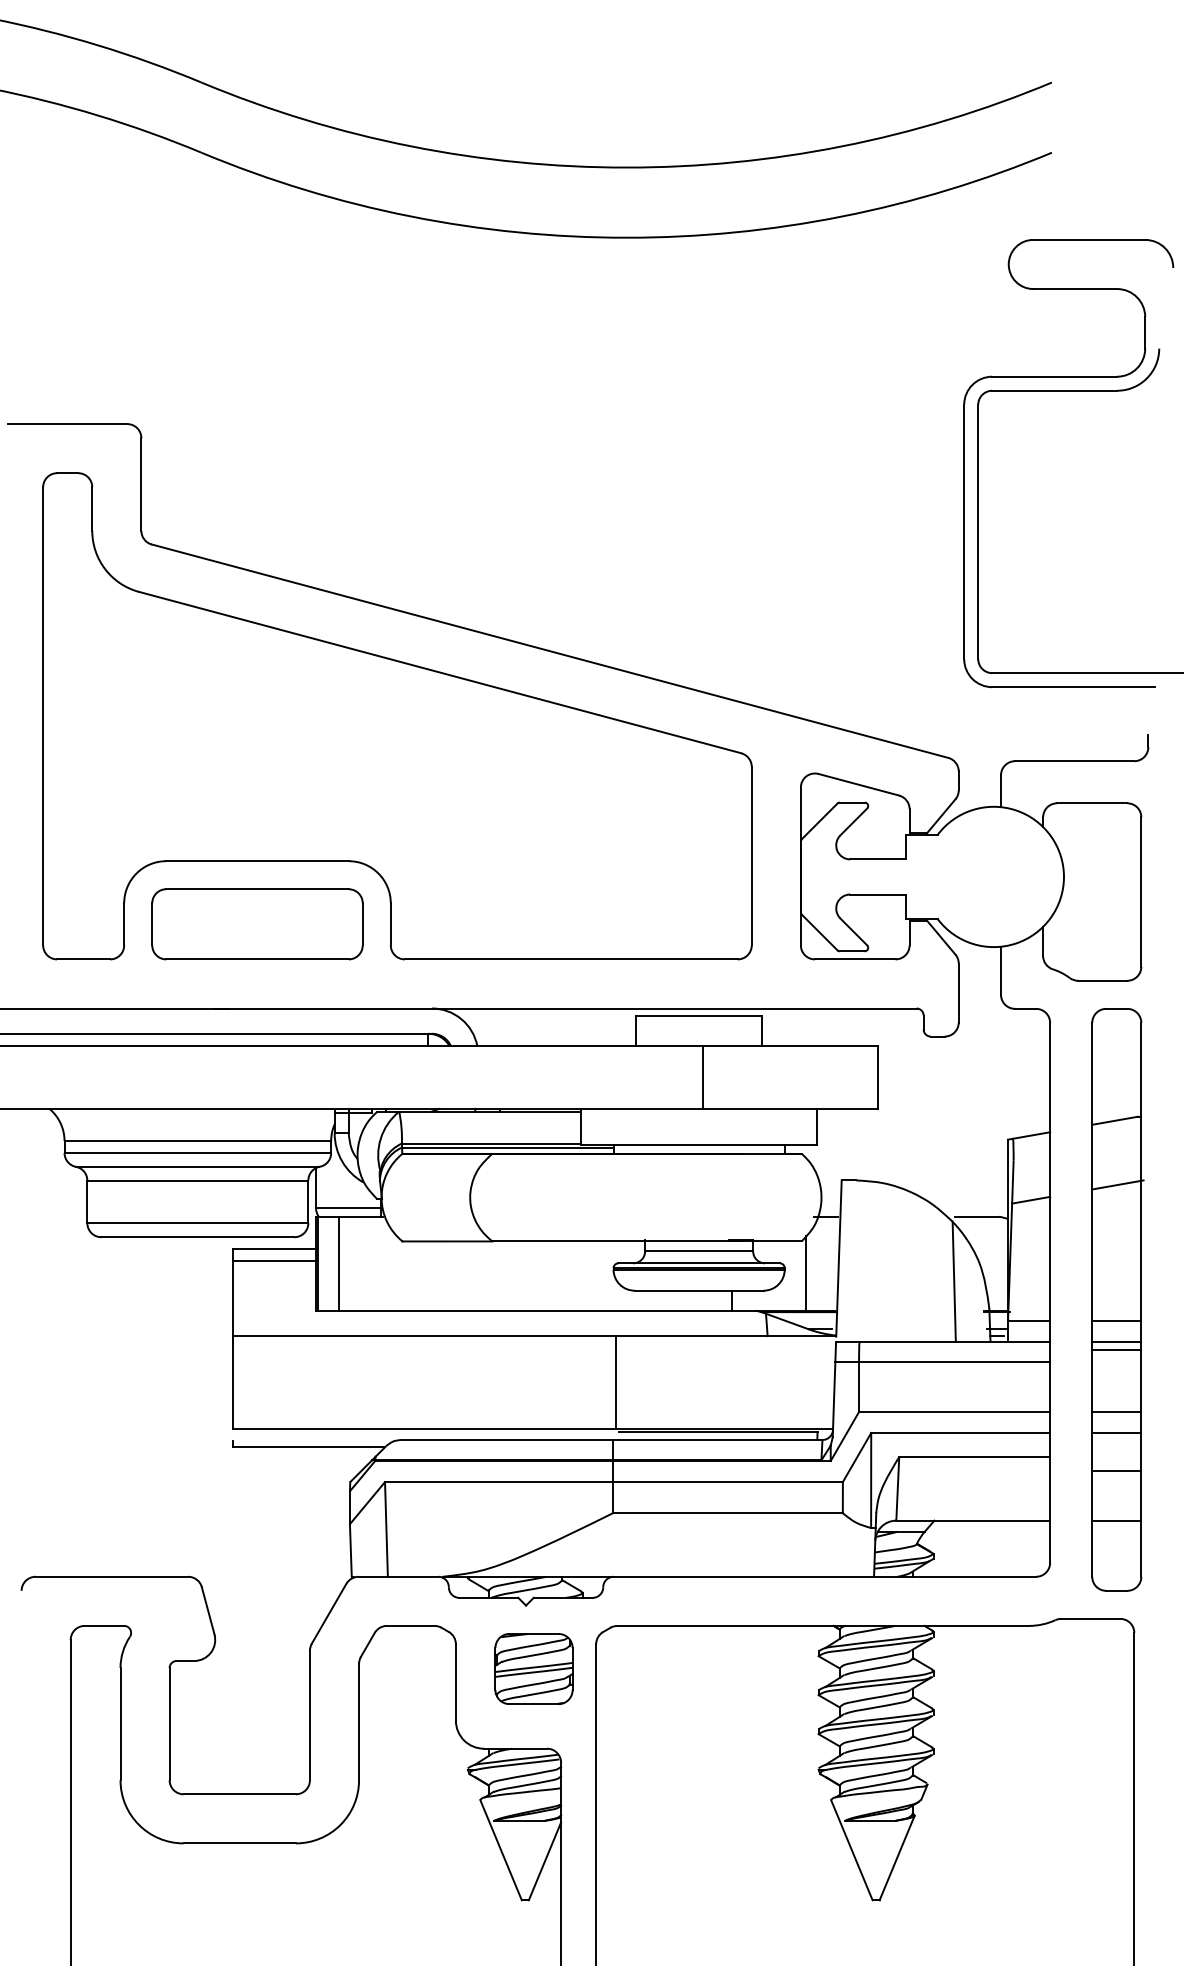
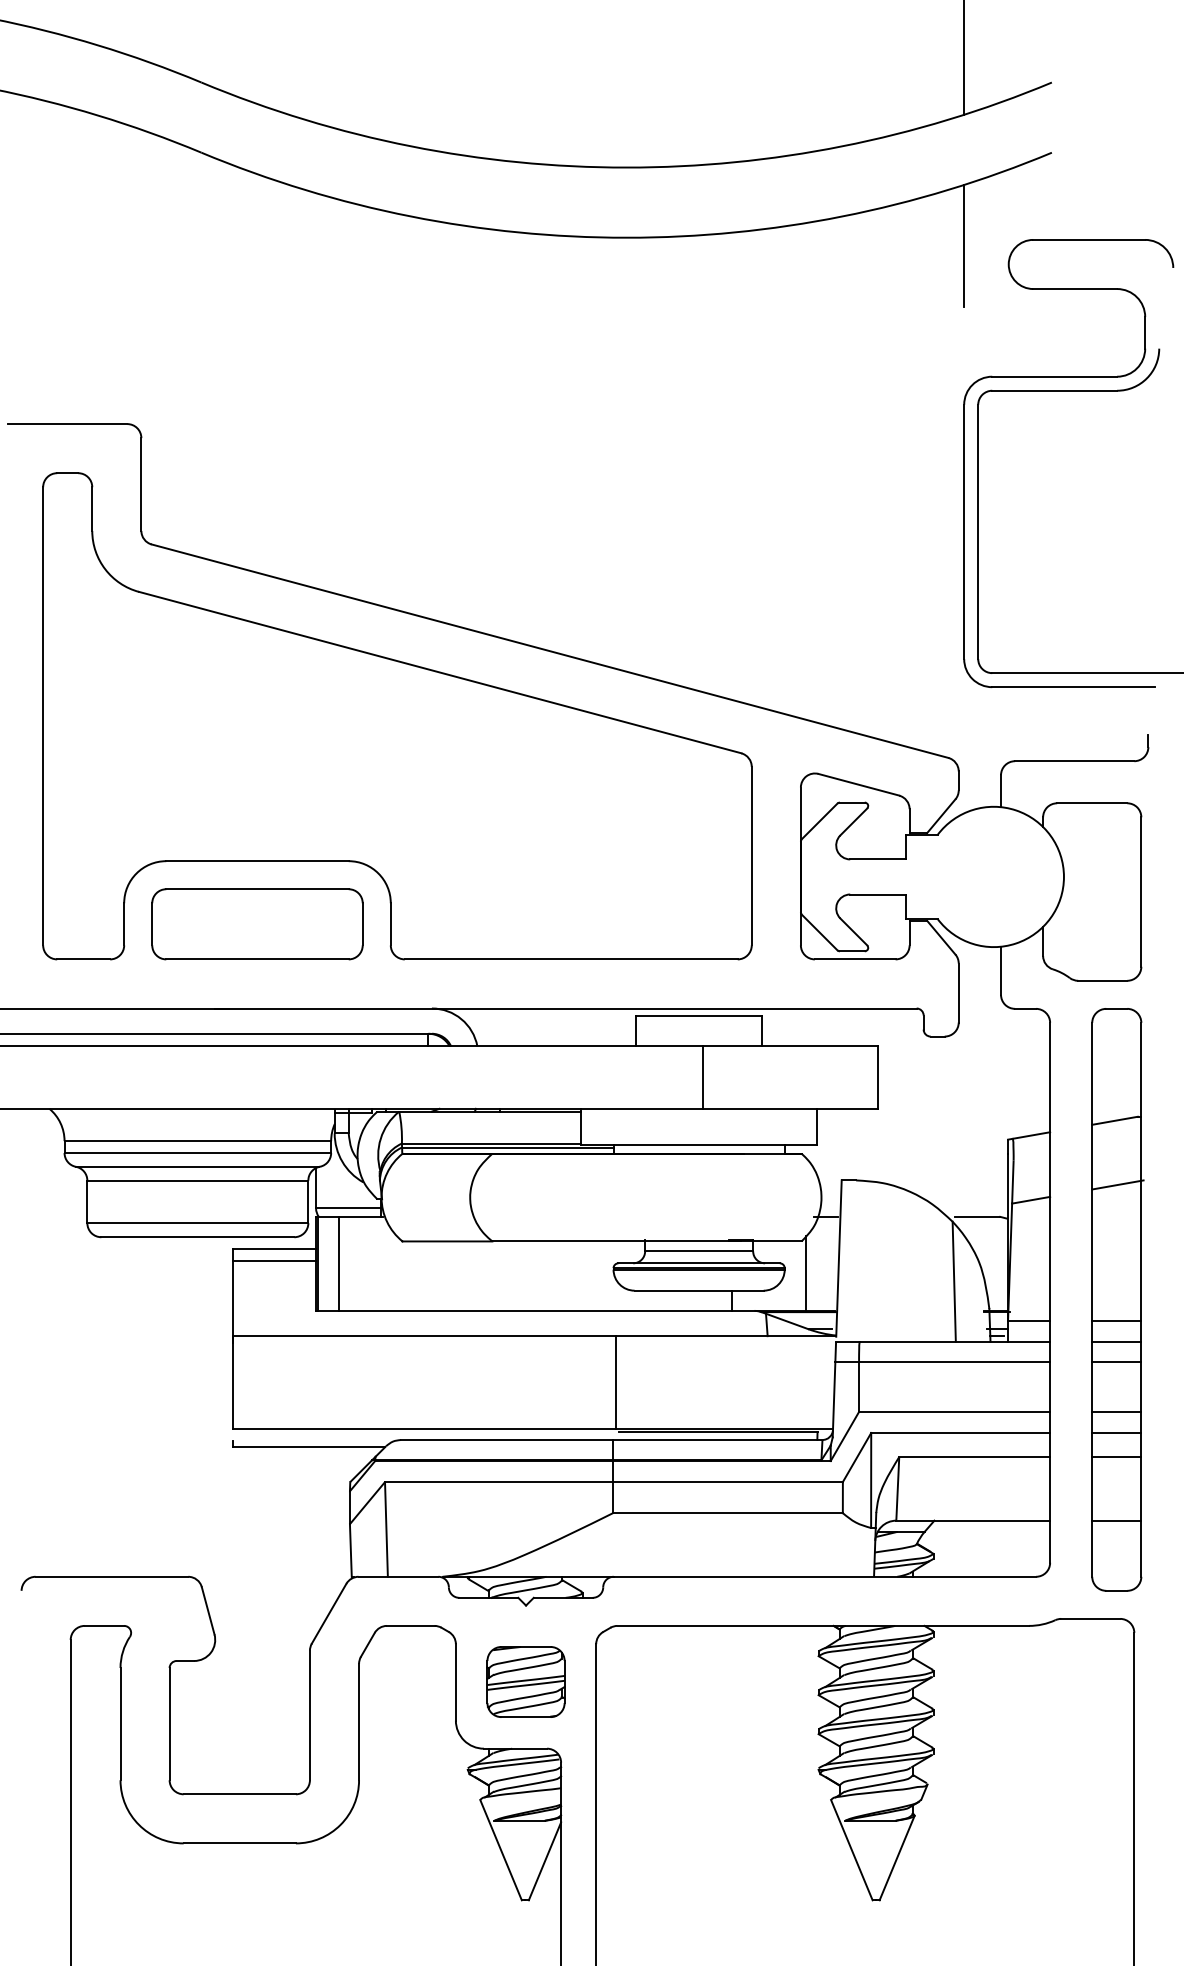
line: none -> present (964, 58)
line: none -> present (964, 245)
line position: (1116, 1350) -> (1116, 1362) (1116, 1362)
line position: (1116, 1471) -> (1116, 1457) (1116, 1457)
part position: (533, 1668) -> (525, 1681) (525, 1681)
